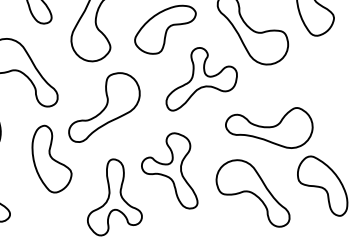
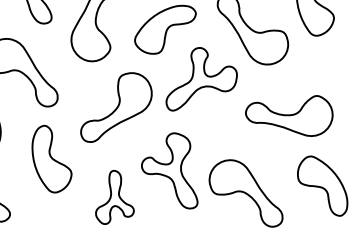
part position: (104, 107) -> (116, 107) (116, 107)
part position: (269, 127) -> (289, 115) (289, 115)
part position: (252, 193) -> (245, 193) (245, 193)
part size: 56x79 px -> 40x55 px (114, 197)
